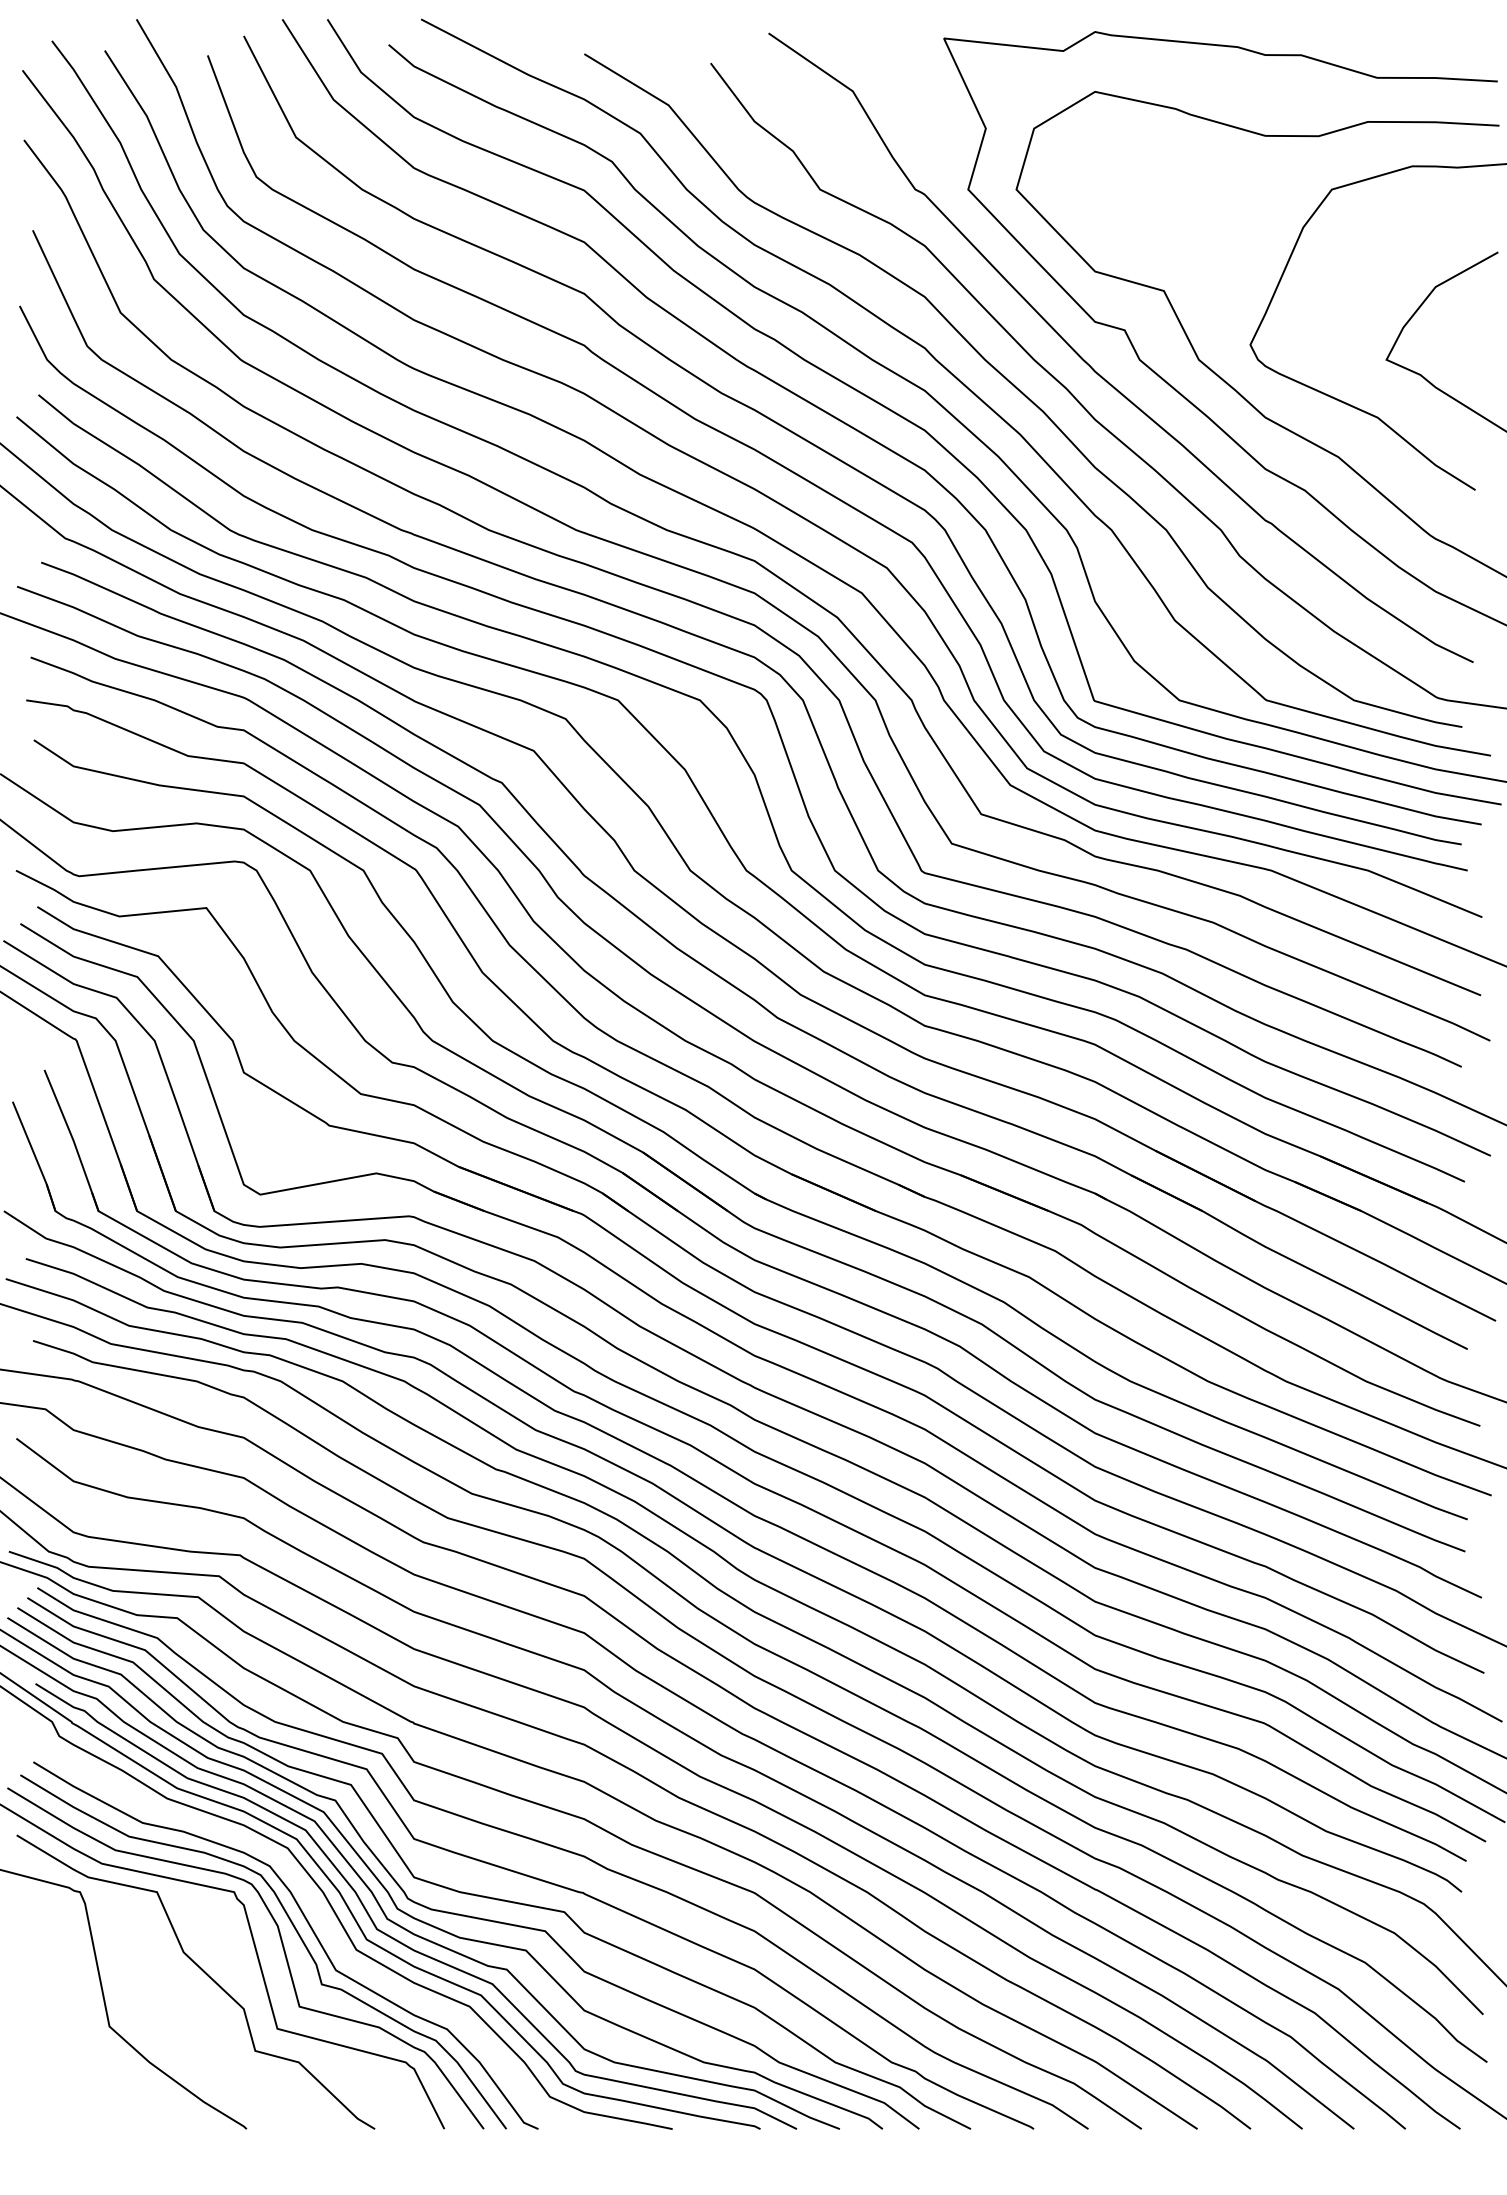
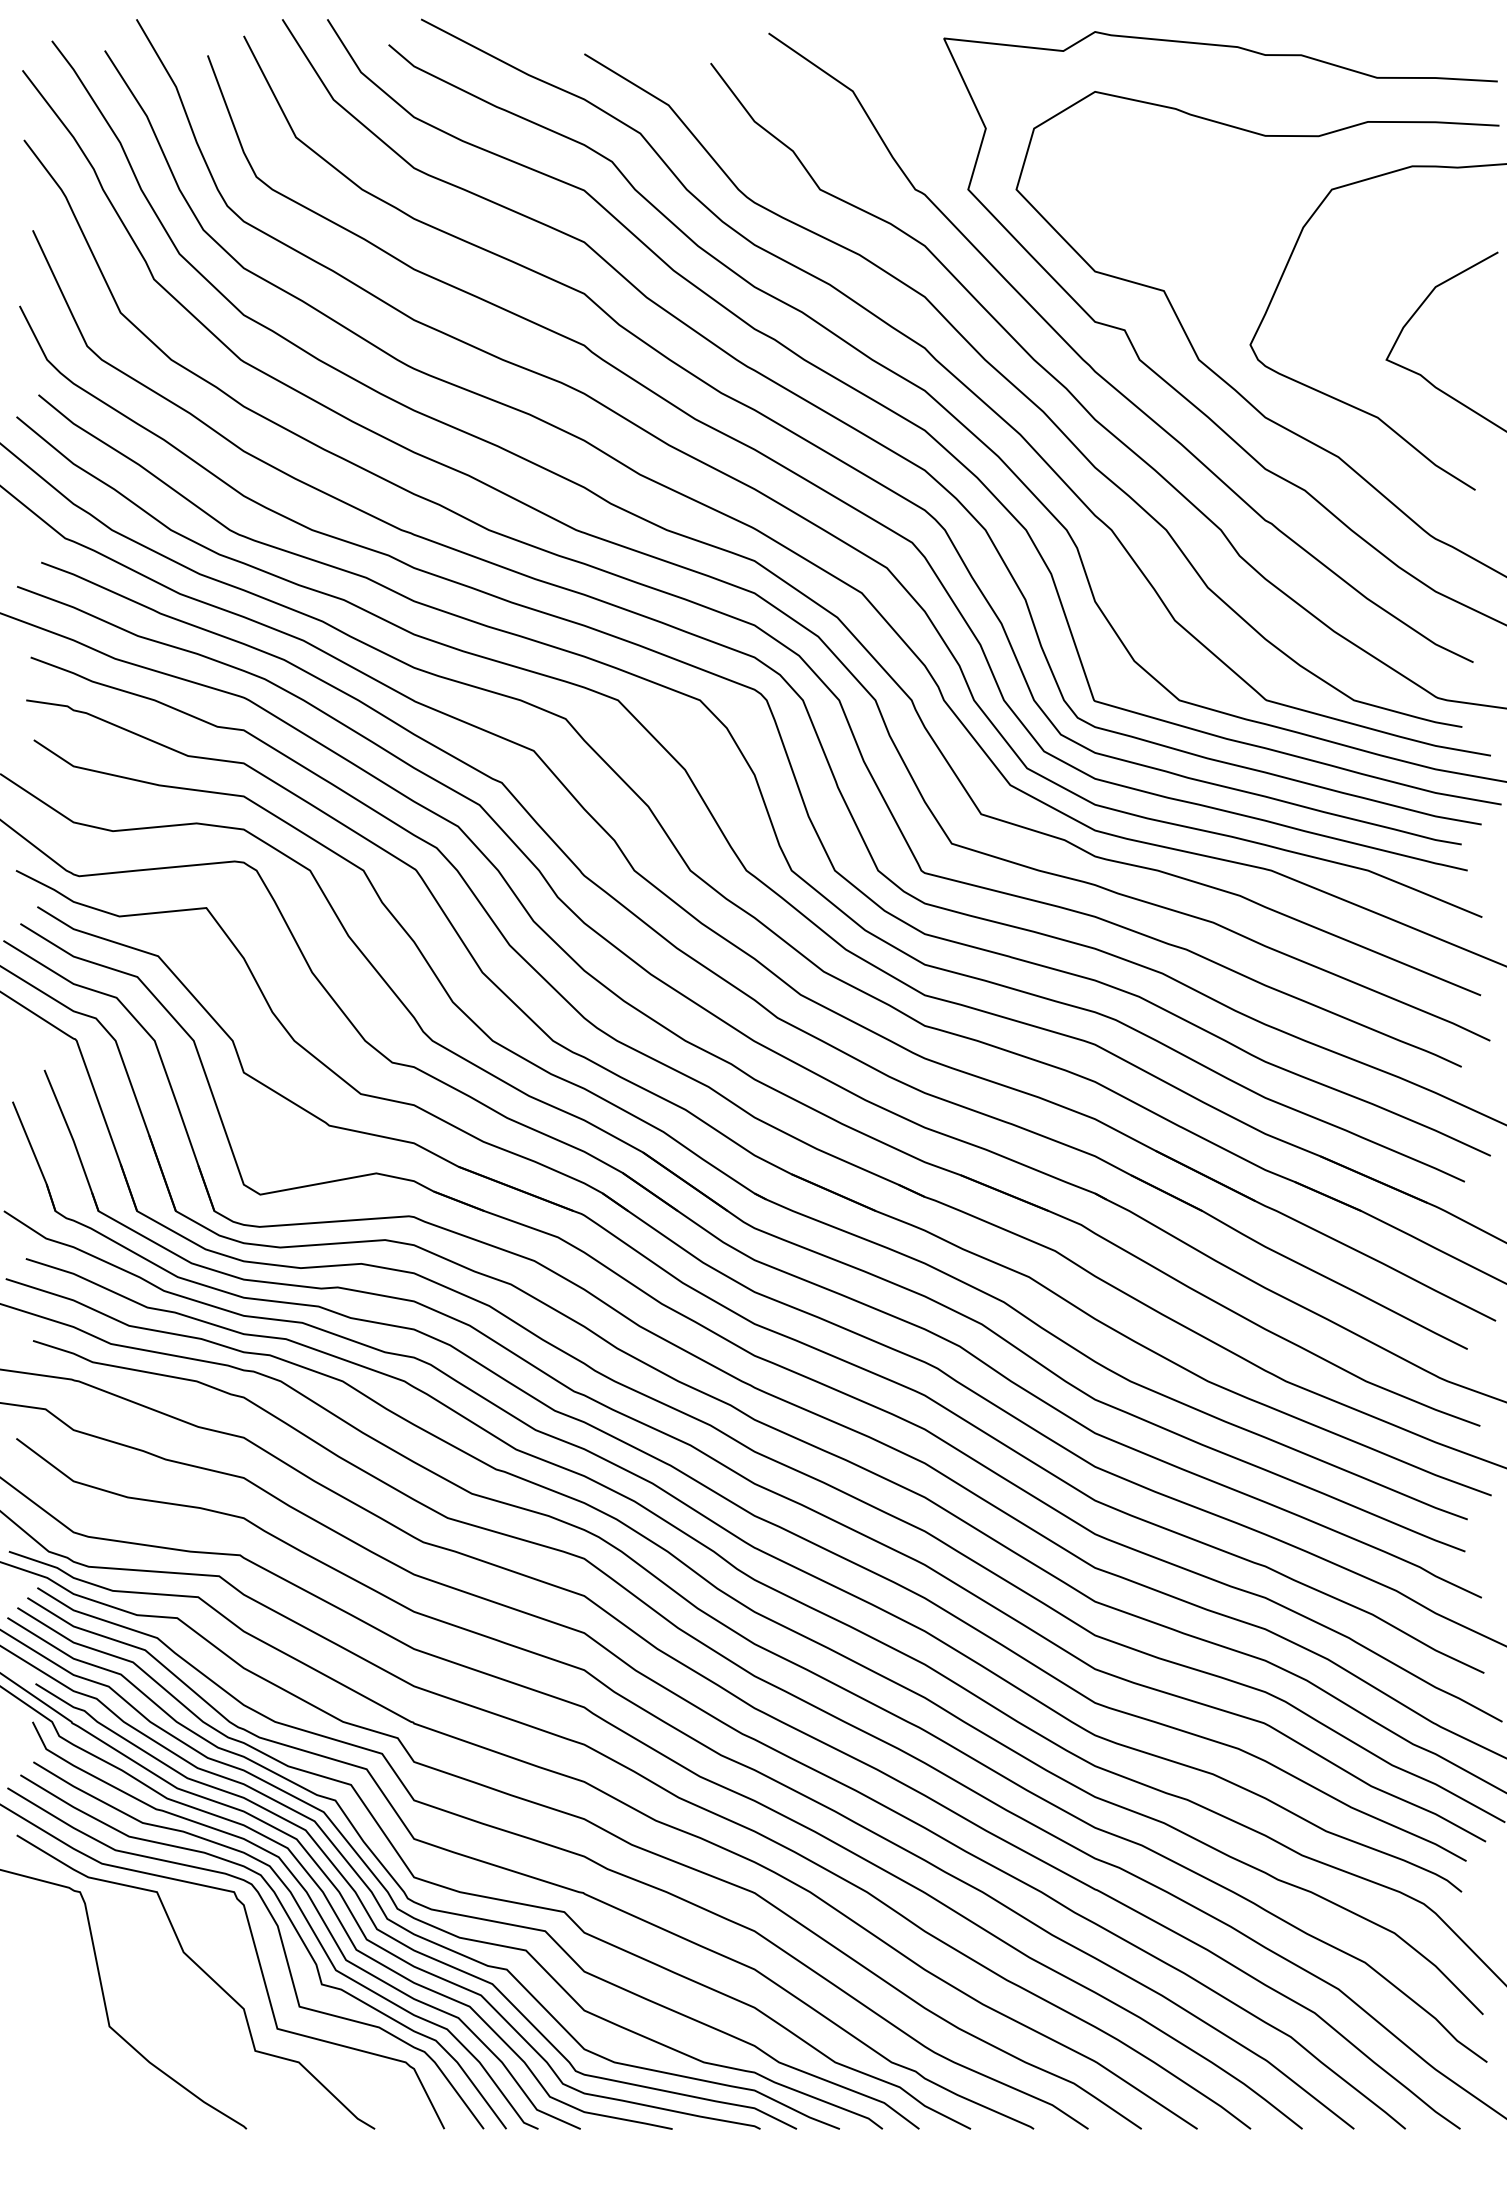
curve: none -> present (320, 1918)
